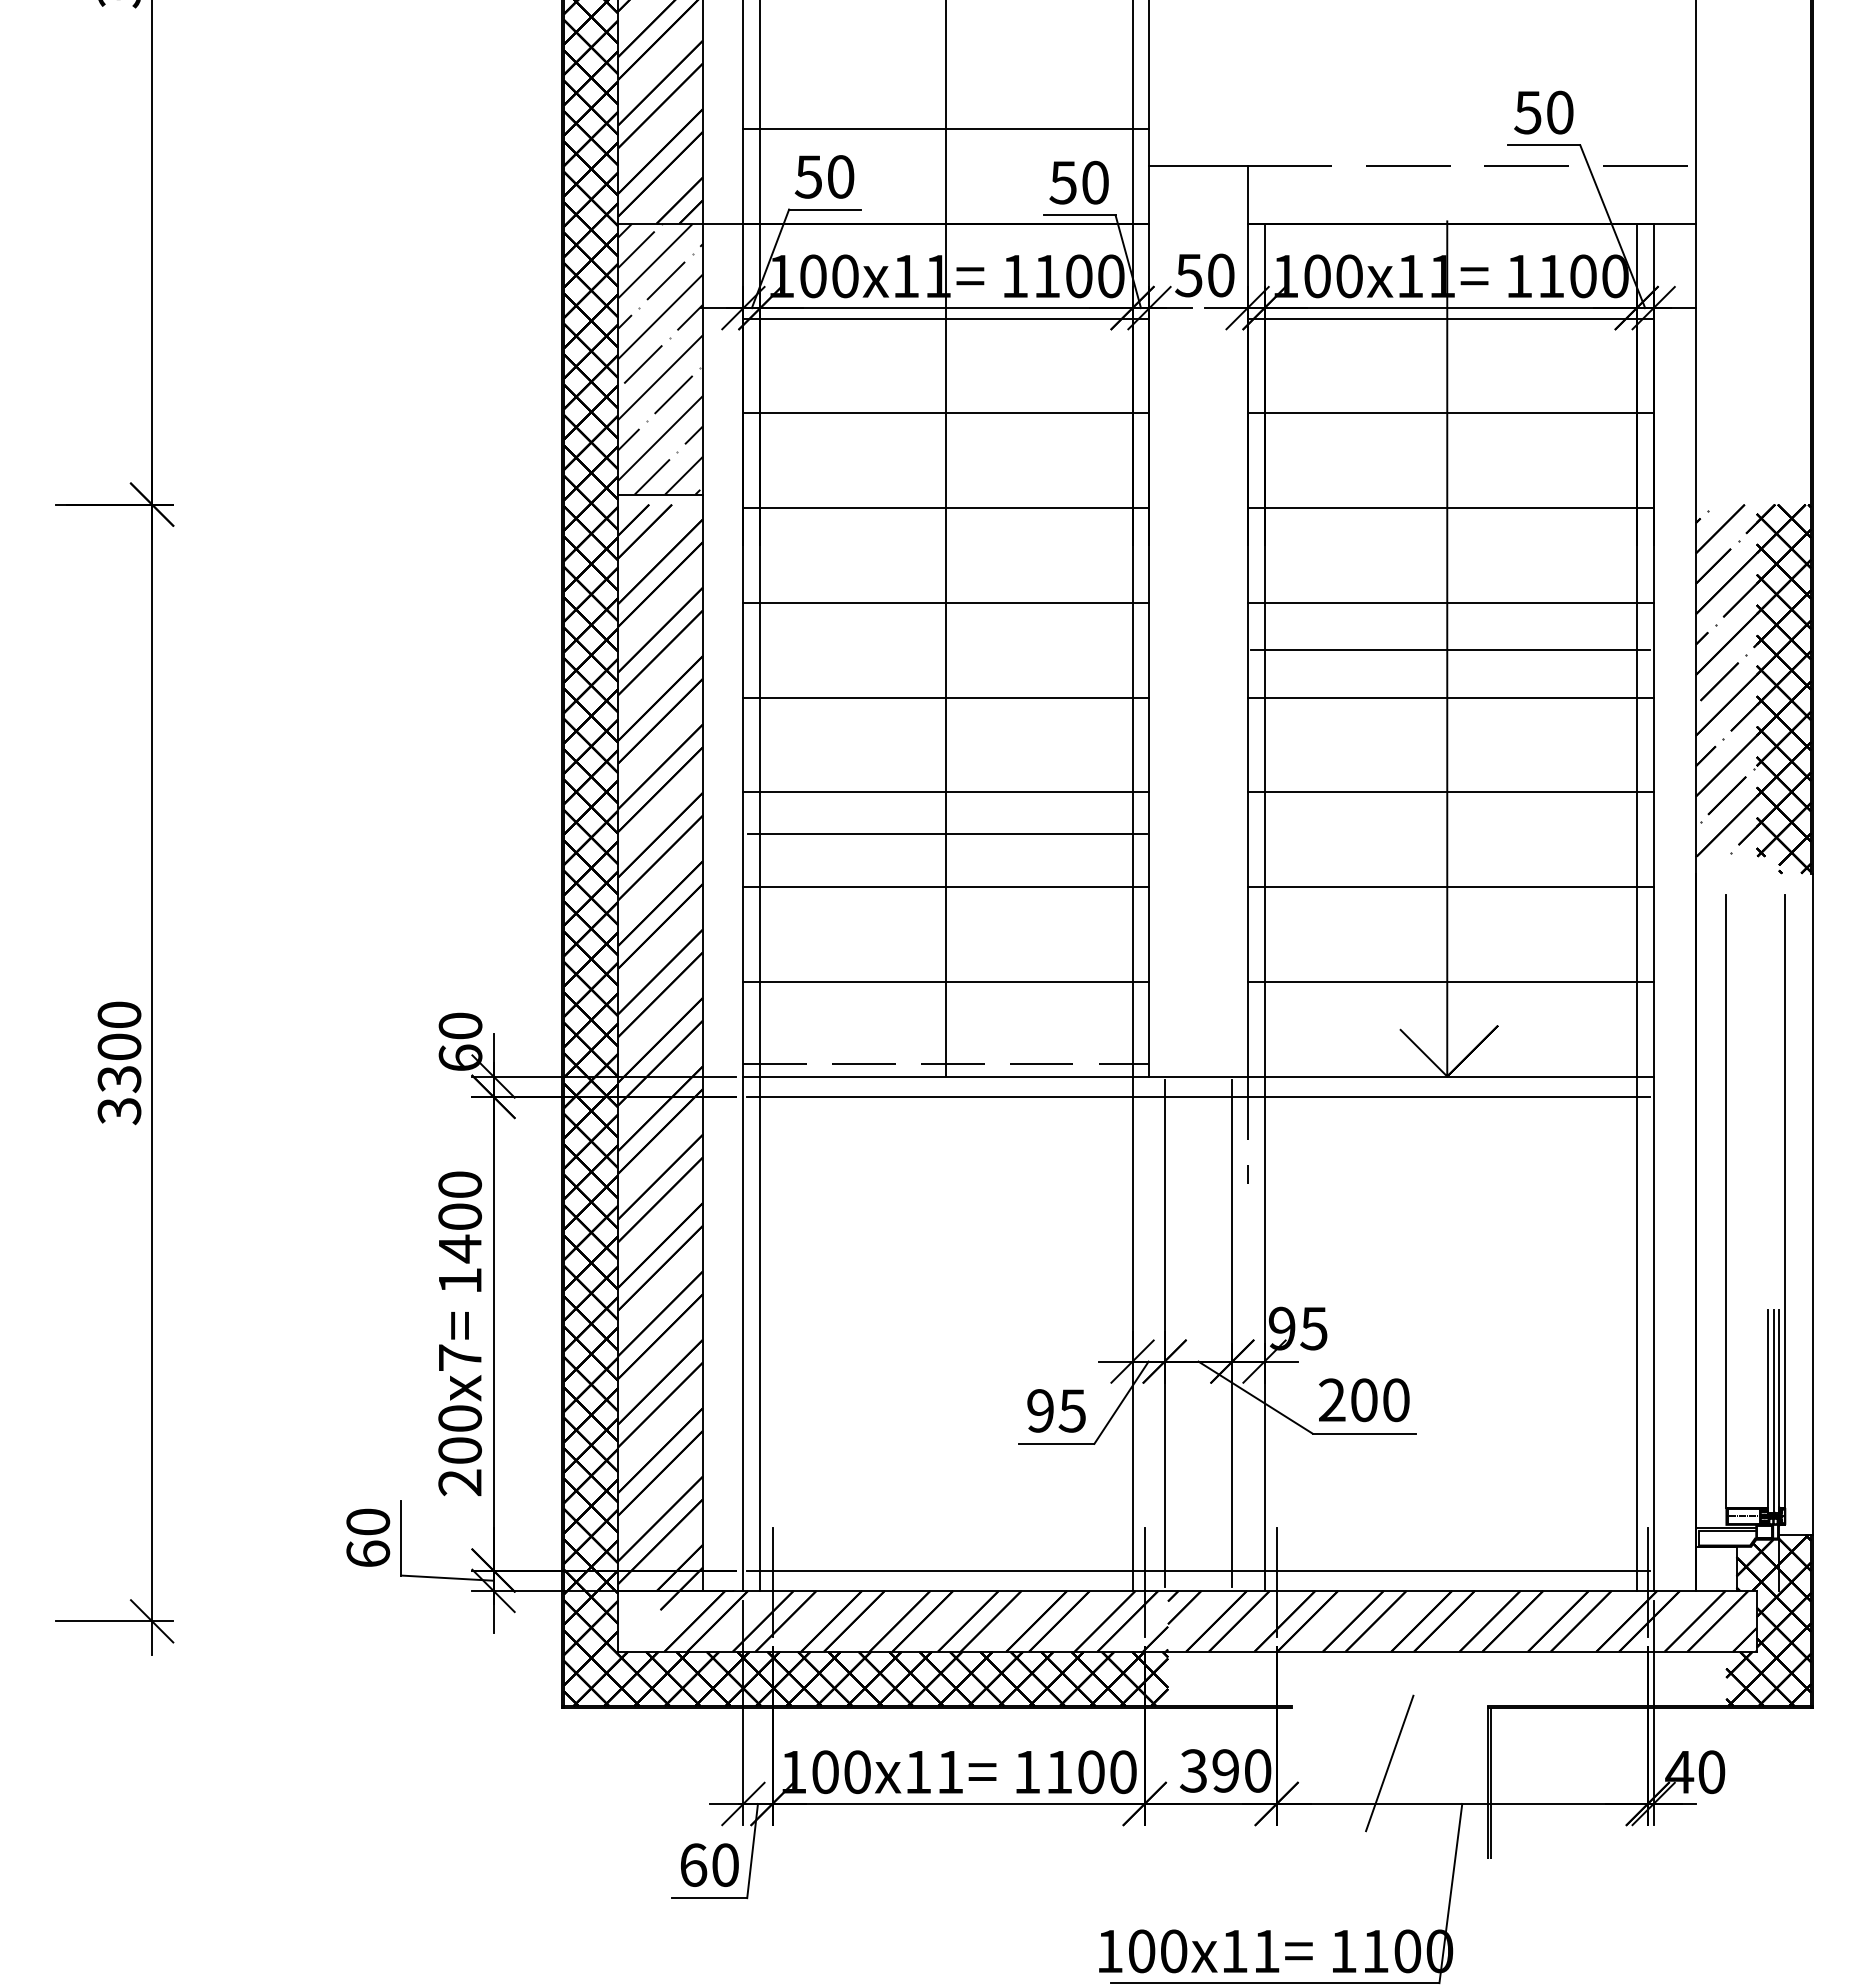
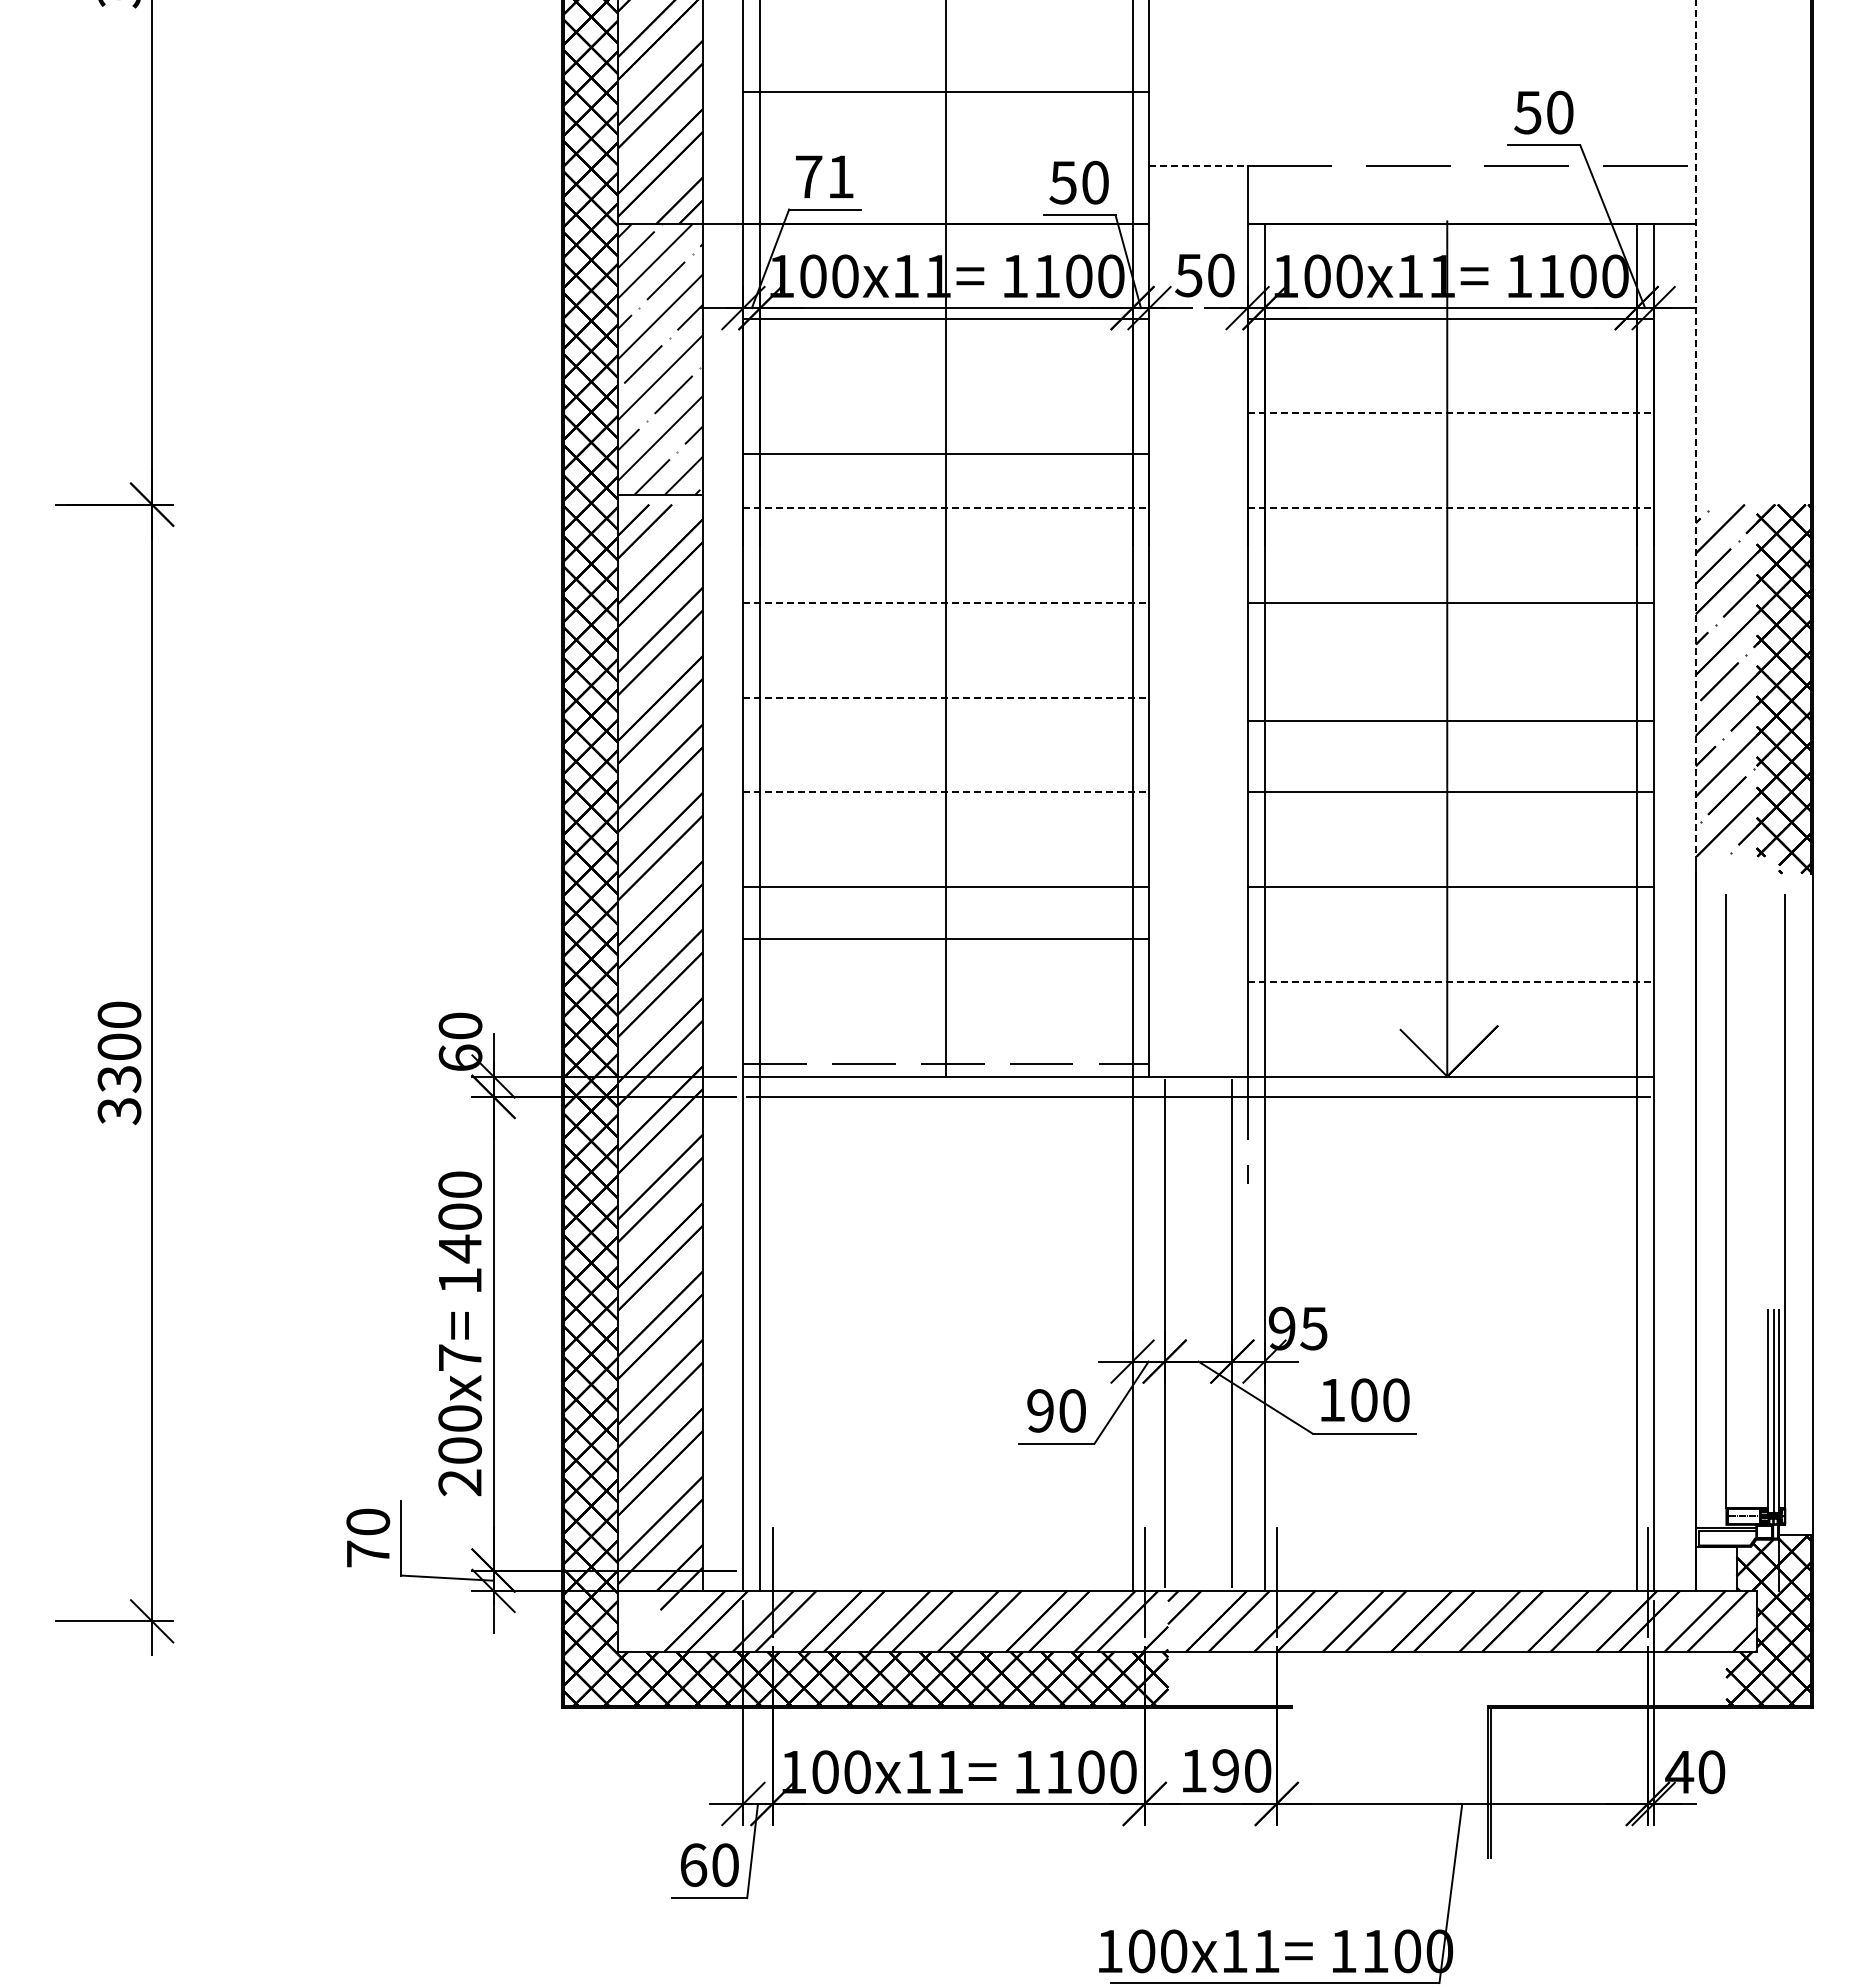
line position: (946, 129) -> (946, 92) (946, 92)
line: solid -> dashed (1199, 166)
text: 50 -> 71 (824, 176)
line position: (946, 413) -> (946, 454) (946, 454)
line: solid -> dashed (1451, 413)
line: solid -> dashed (1695, 428)
line: solid -> dashed (946, 508)
line: solid -> dashed (1451, 508)
line: solid -> dashed (946, 602)
line: present -> none (1450, 650)
line: solid -> dashed (946, 697)
line position: (1450, 697) -> (1450, 720) (1450, 720)
line: solid -> dashed (946, 792)
line: present -> none (947, 834)
line position: (946, 981) -> (946, 938) (946, 938)
line: solid -> dashed (1451, 981)
text: 200 -> 100 (1332, 1399)
text: 95 -> 90 (1071, 1410)
text: 60 -> 70 (368, 1553)
line: present -> none (1198, 1570)
line: present -> none (1389, 1763)
text: 390 -> 190 (1193, 1770)
